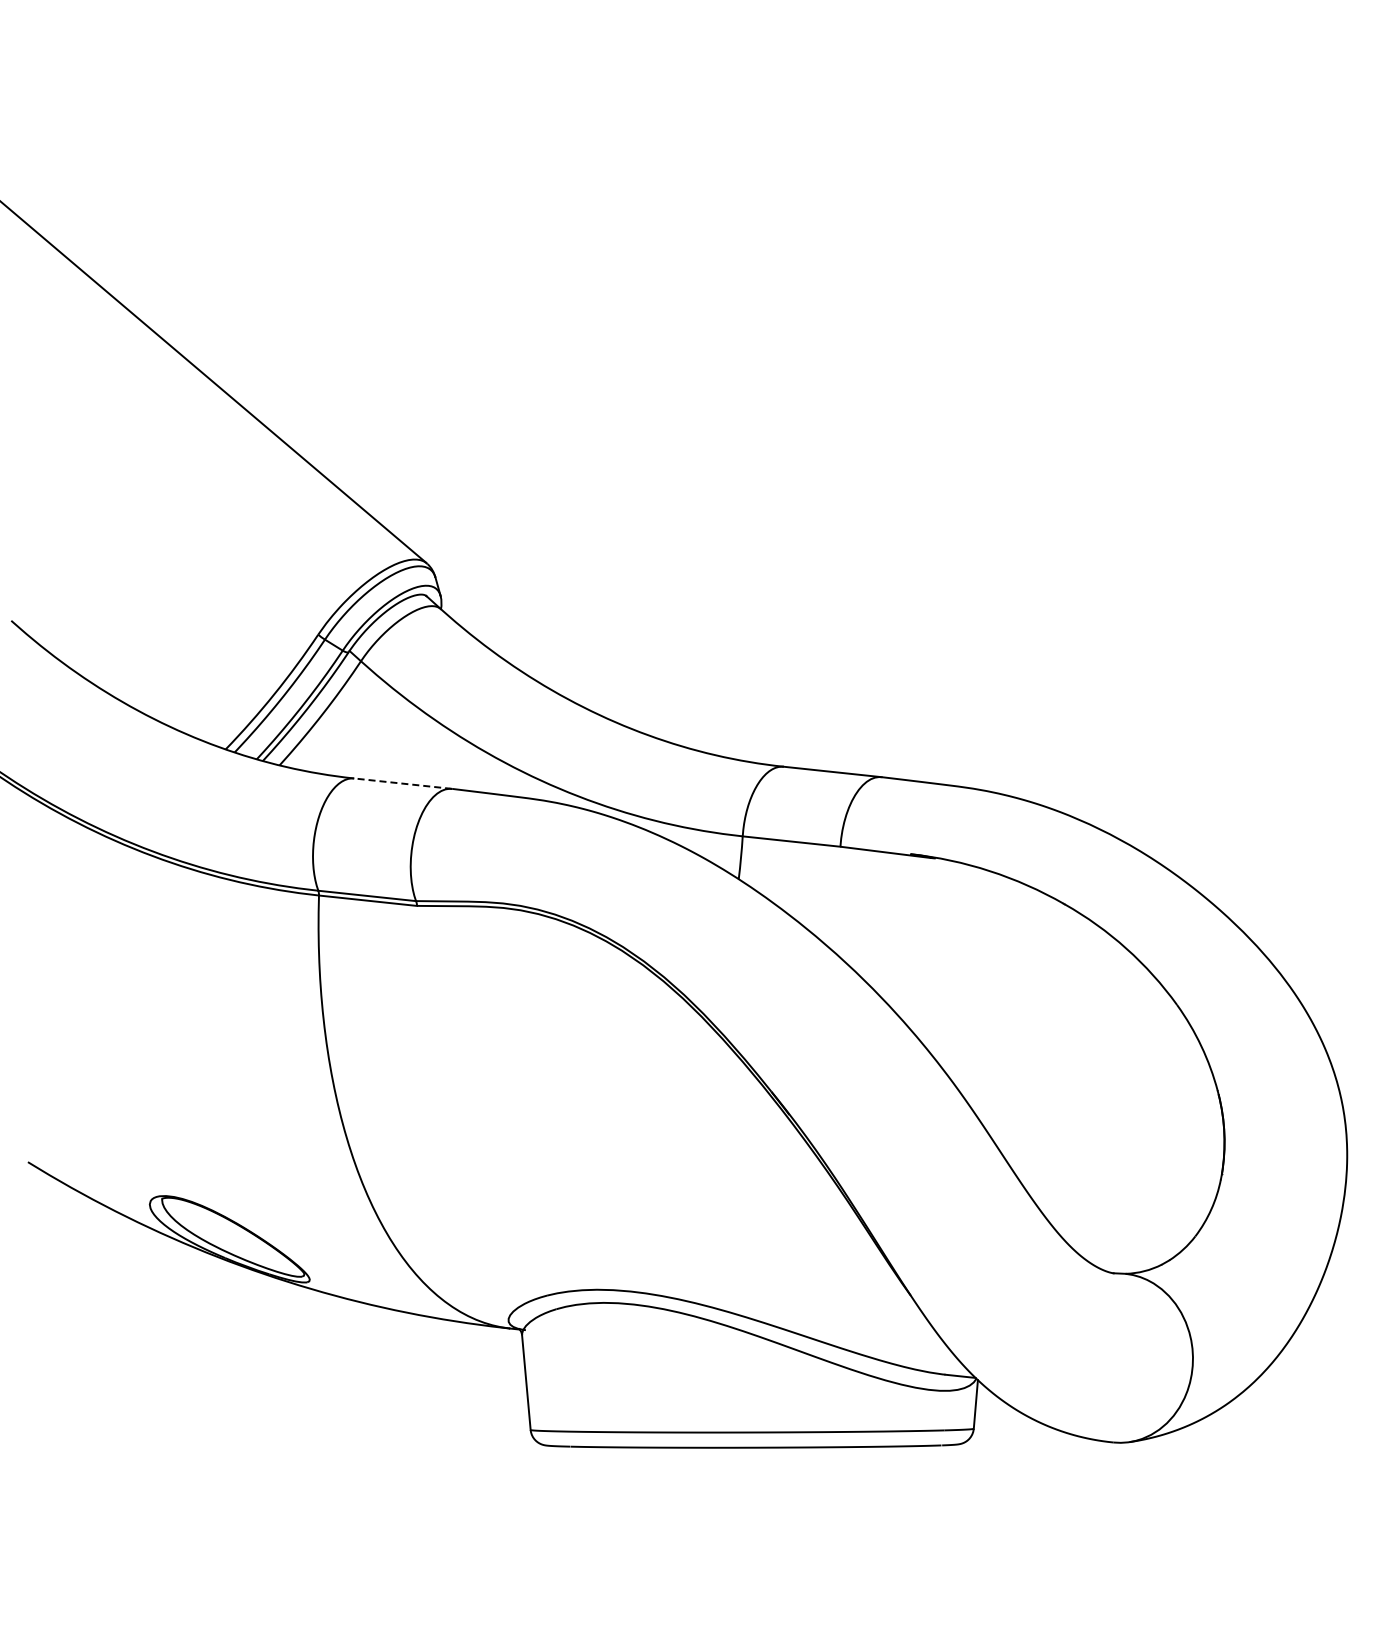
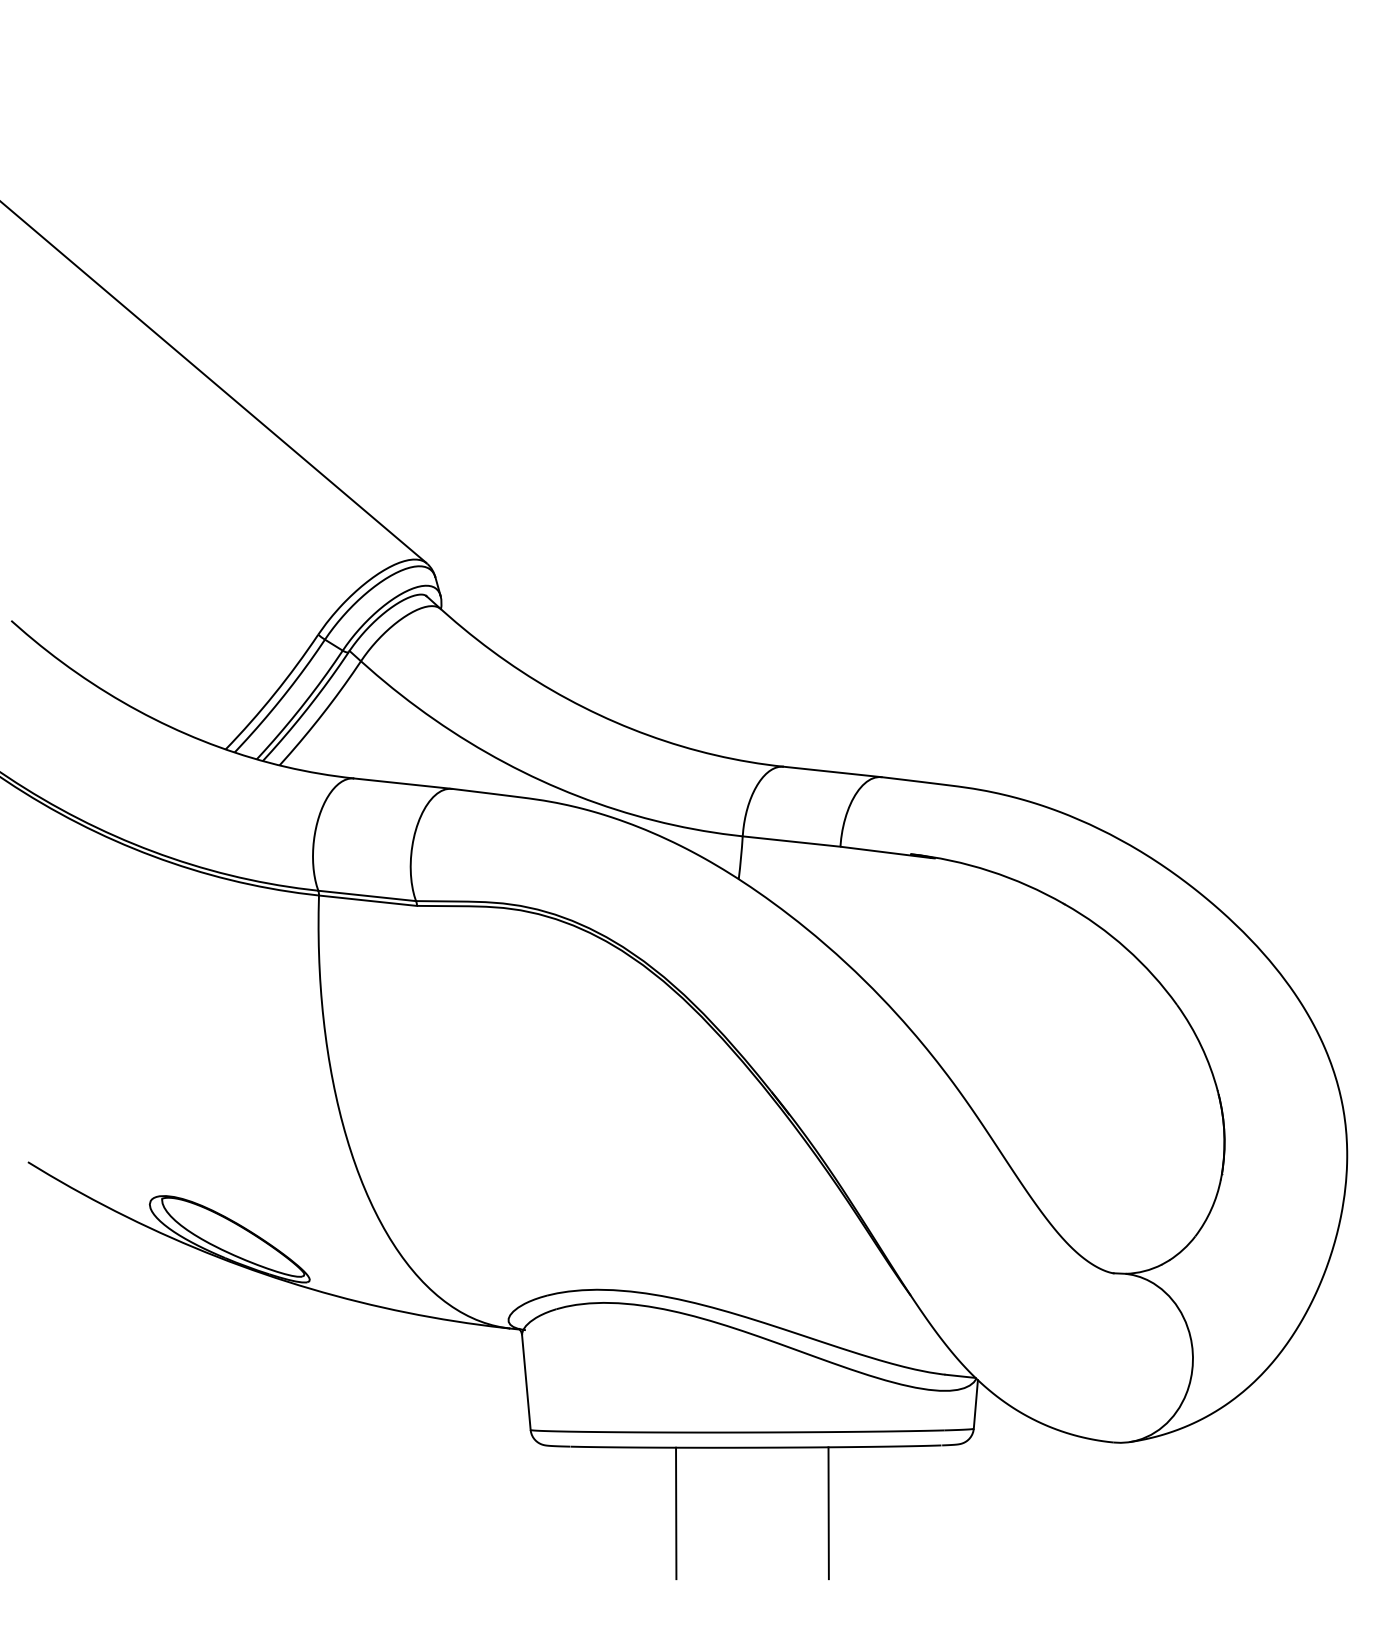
line: dashed -> solid (402, 783)
line: none -> present (676, 1513)
line: none -> present (828, 1513)
